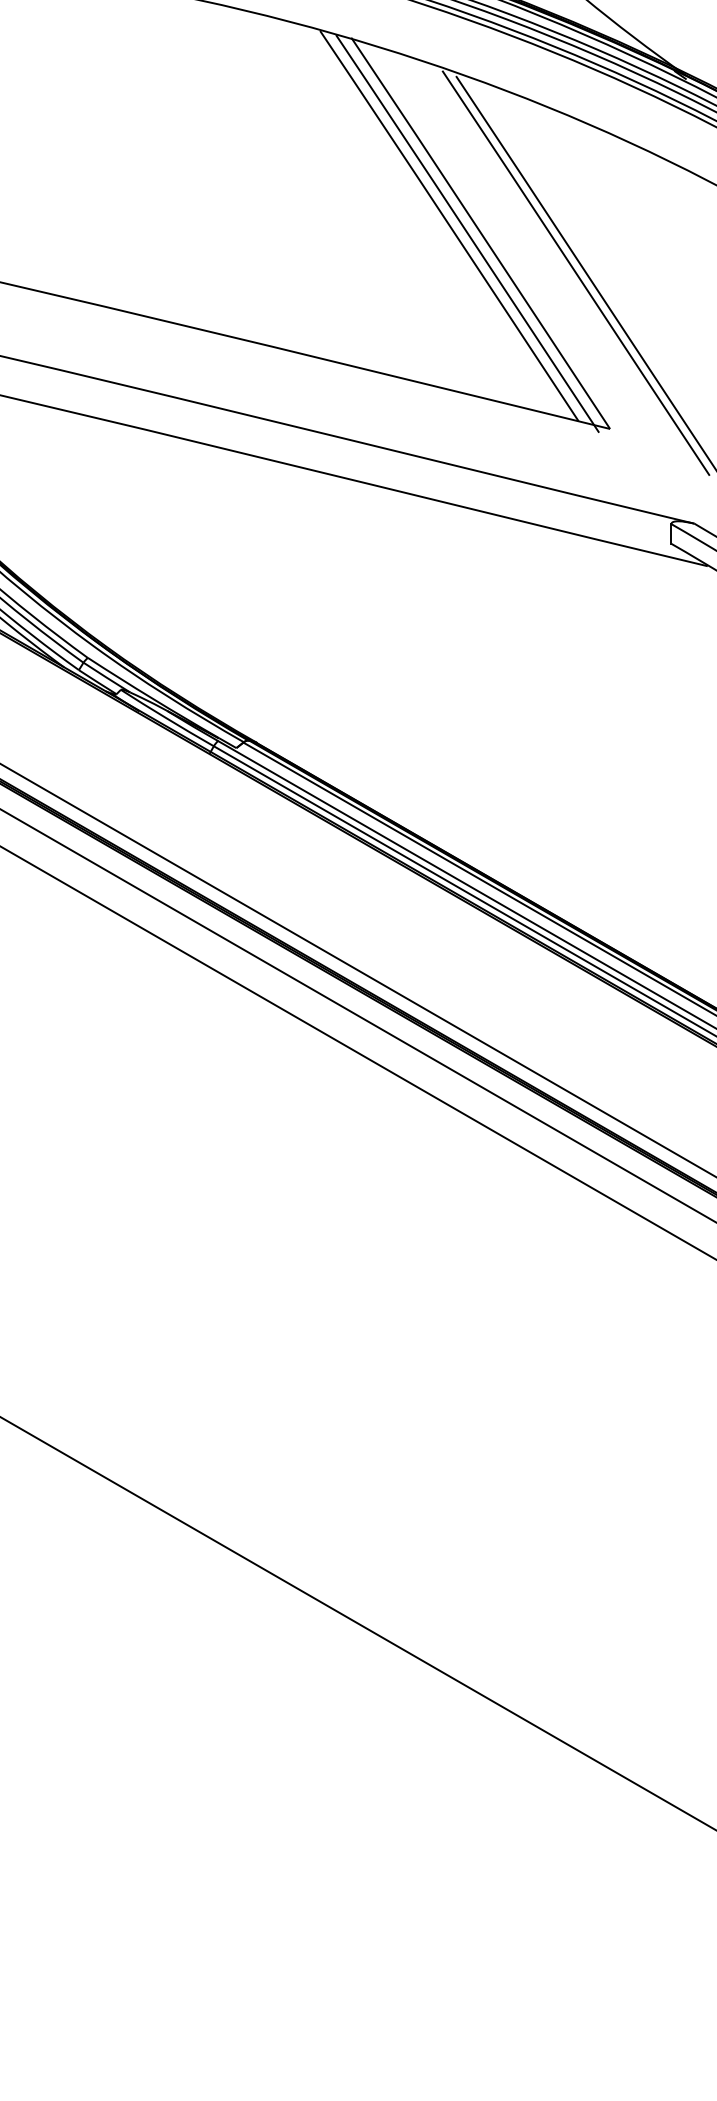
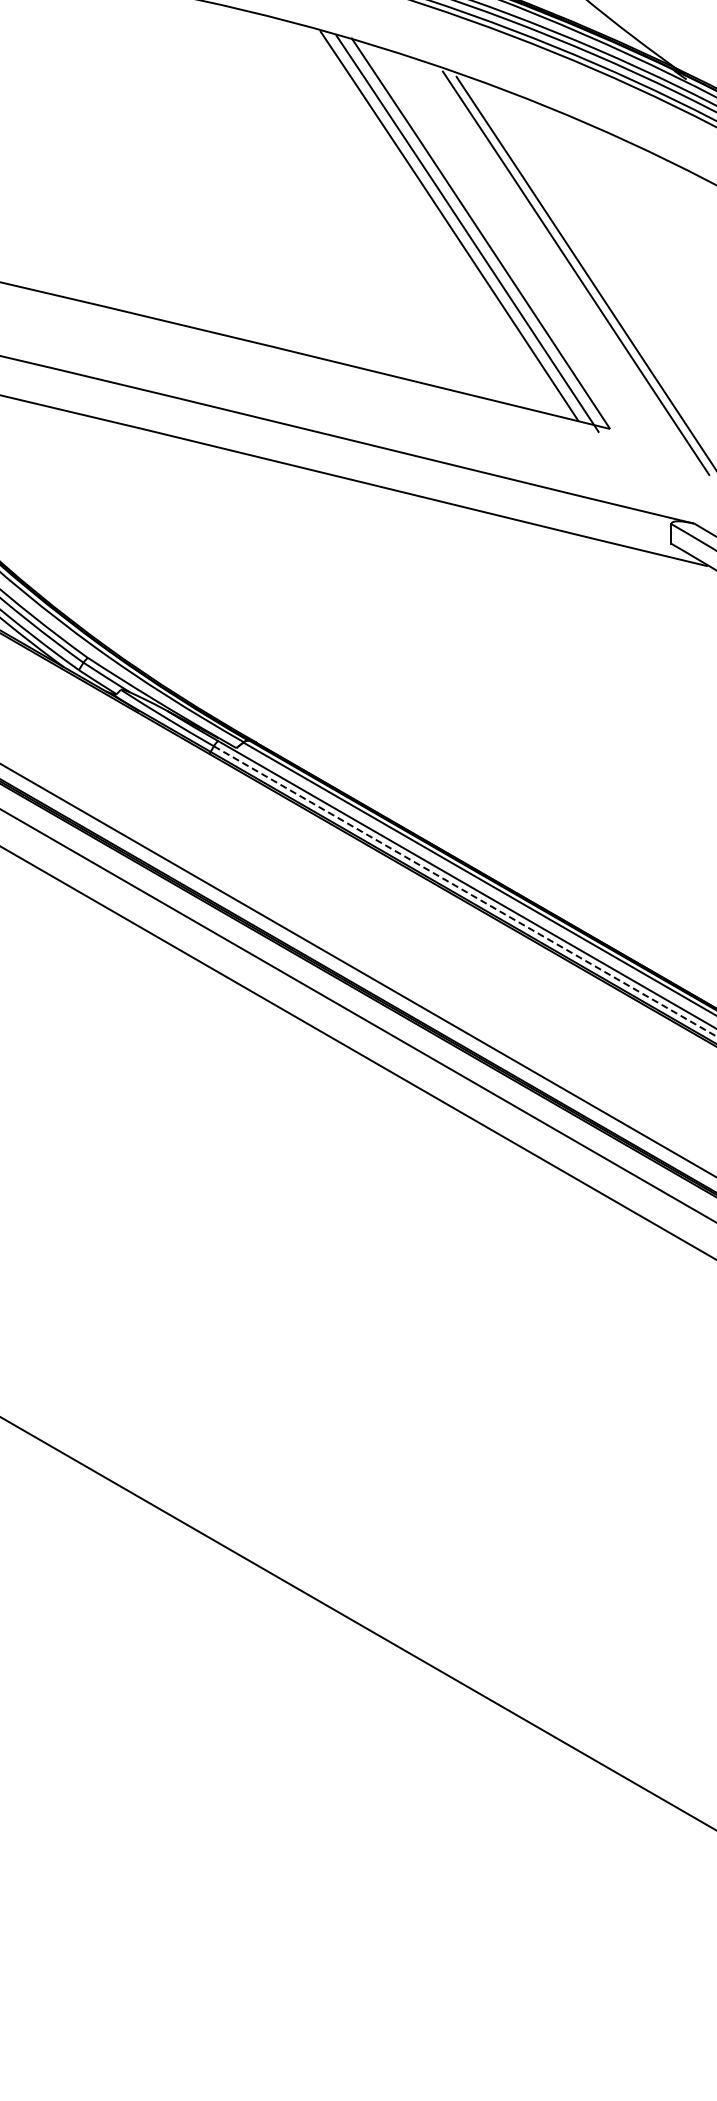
line: solid -> dashed (465, 891)
